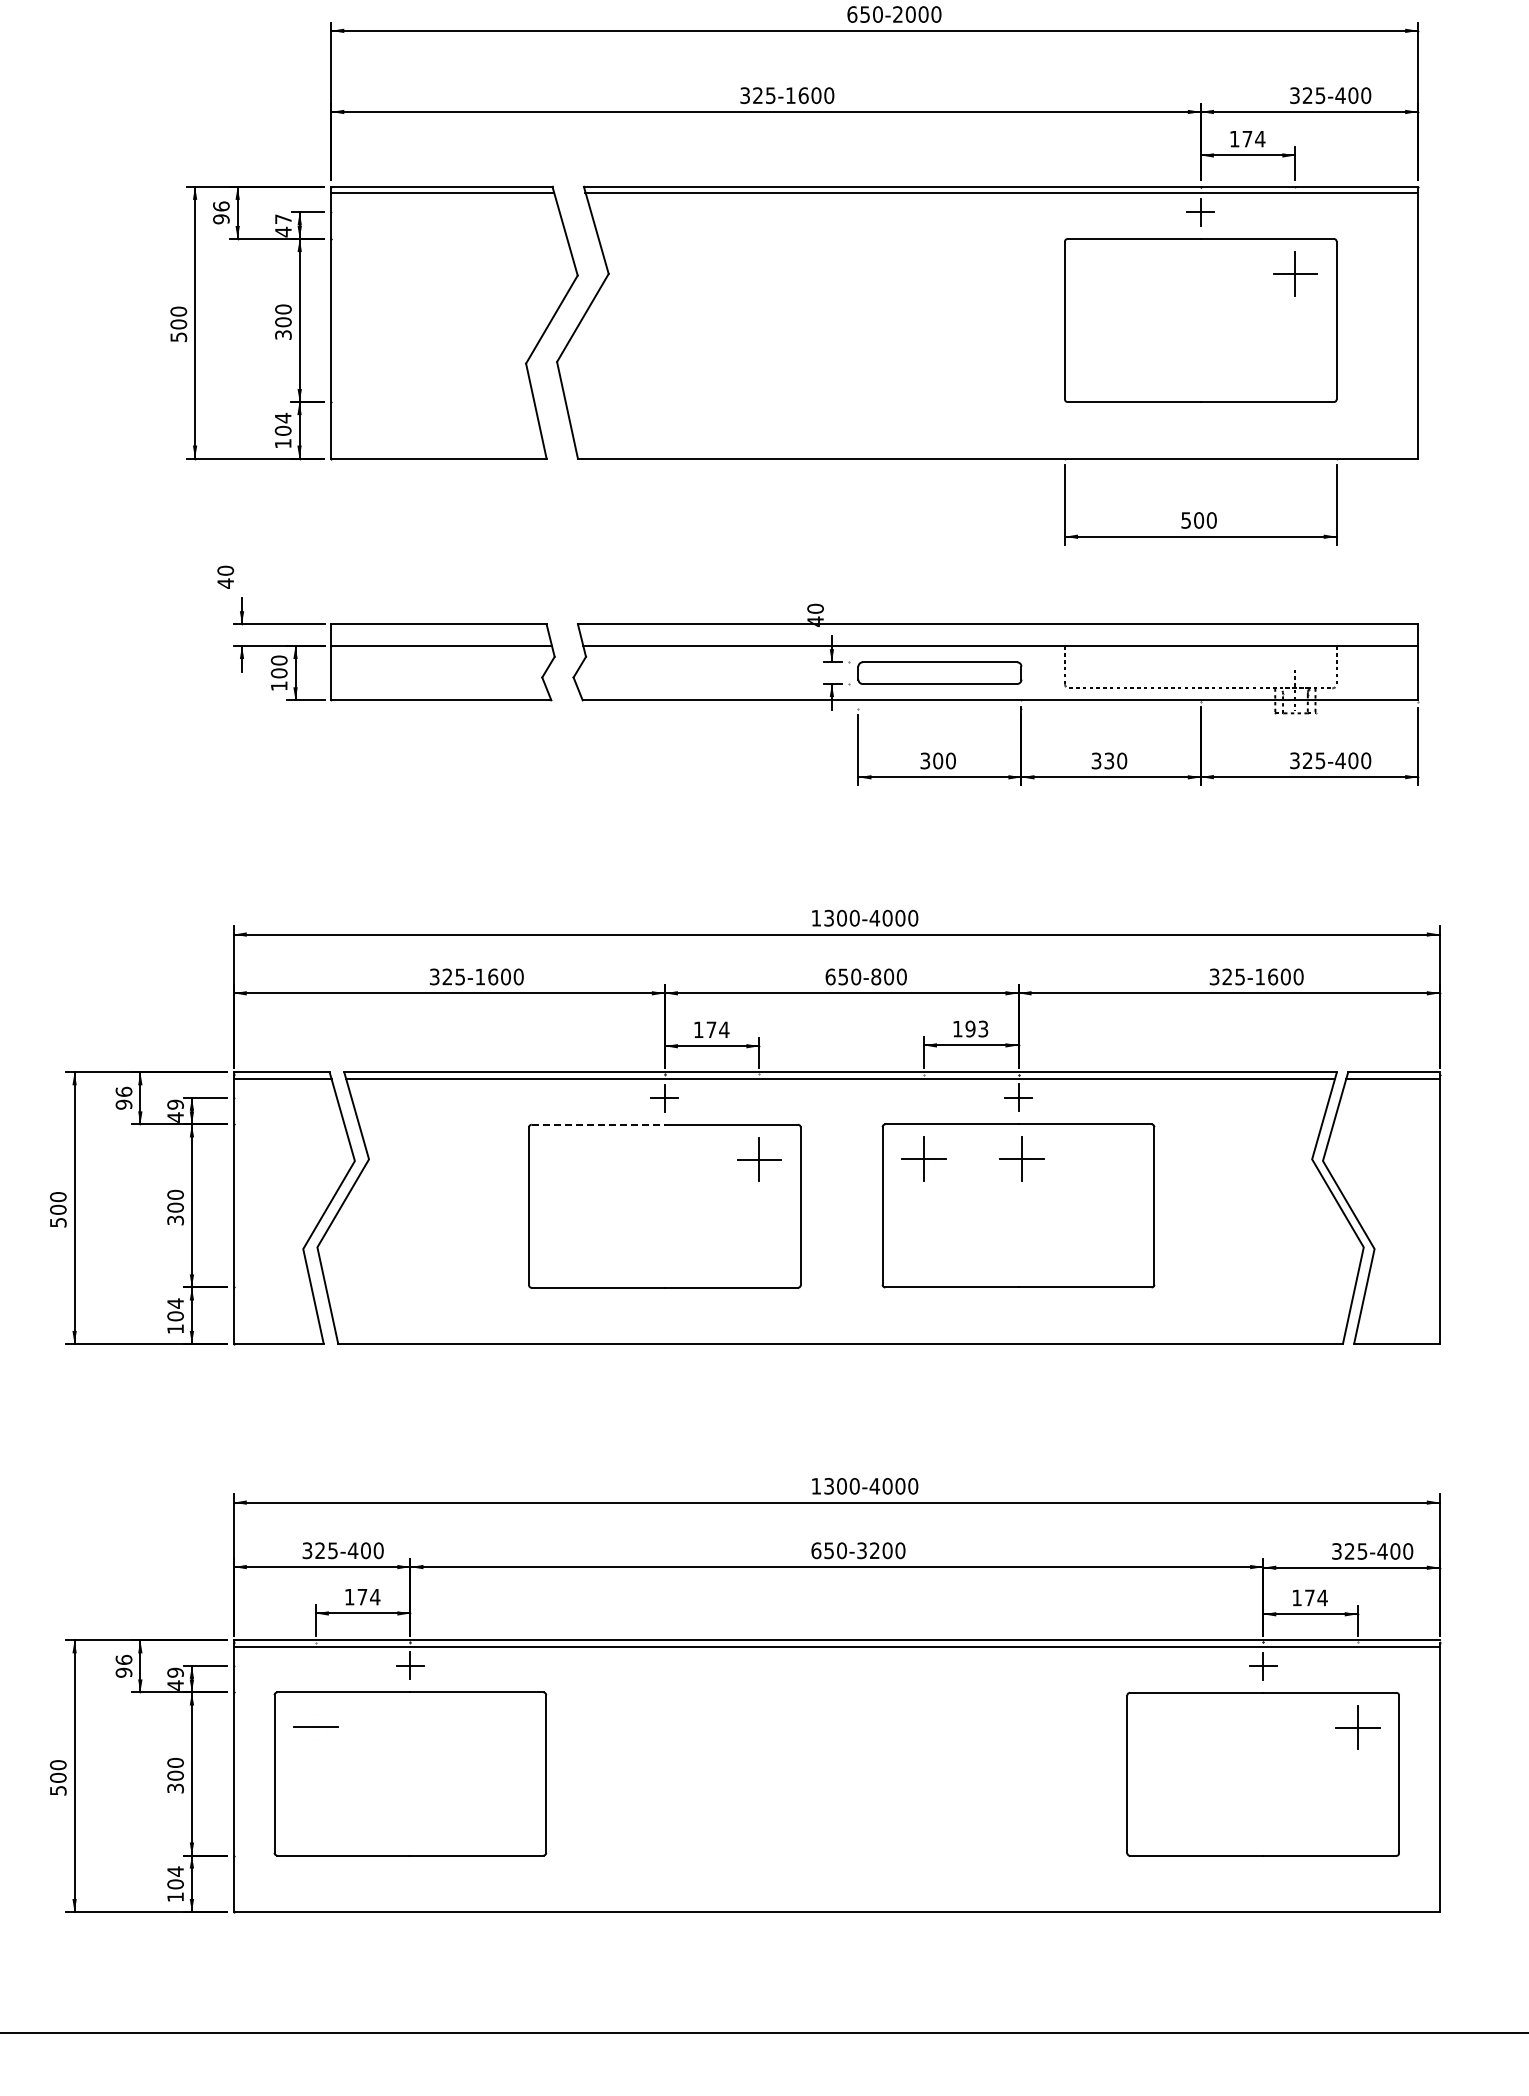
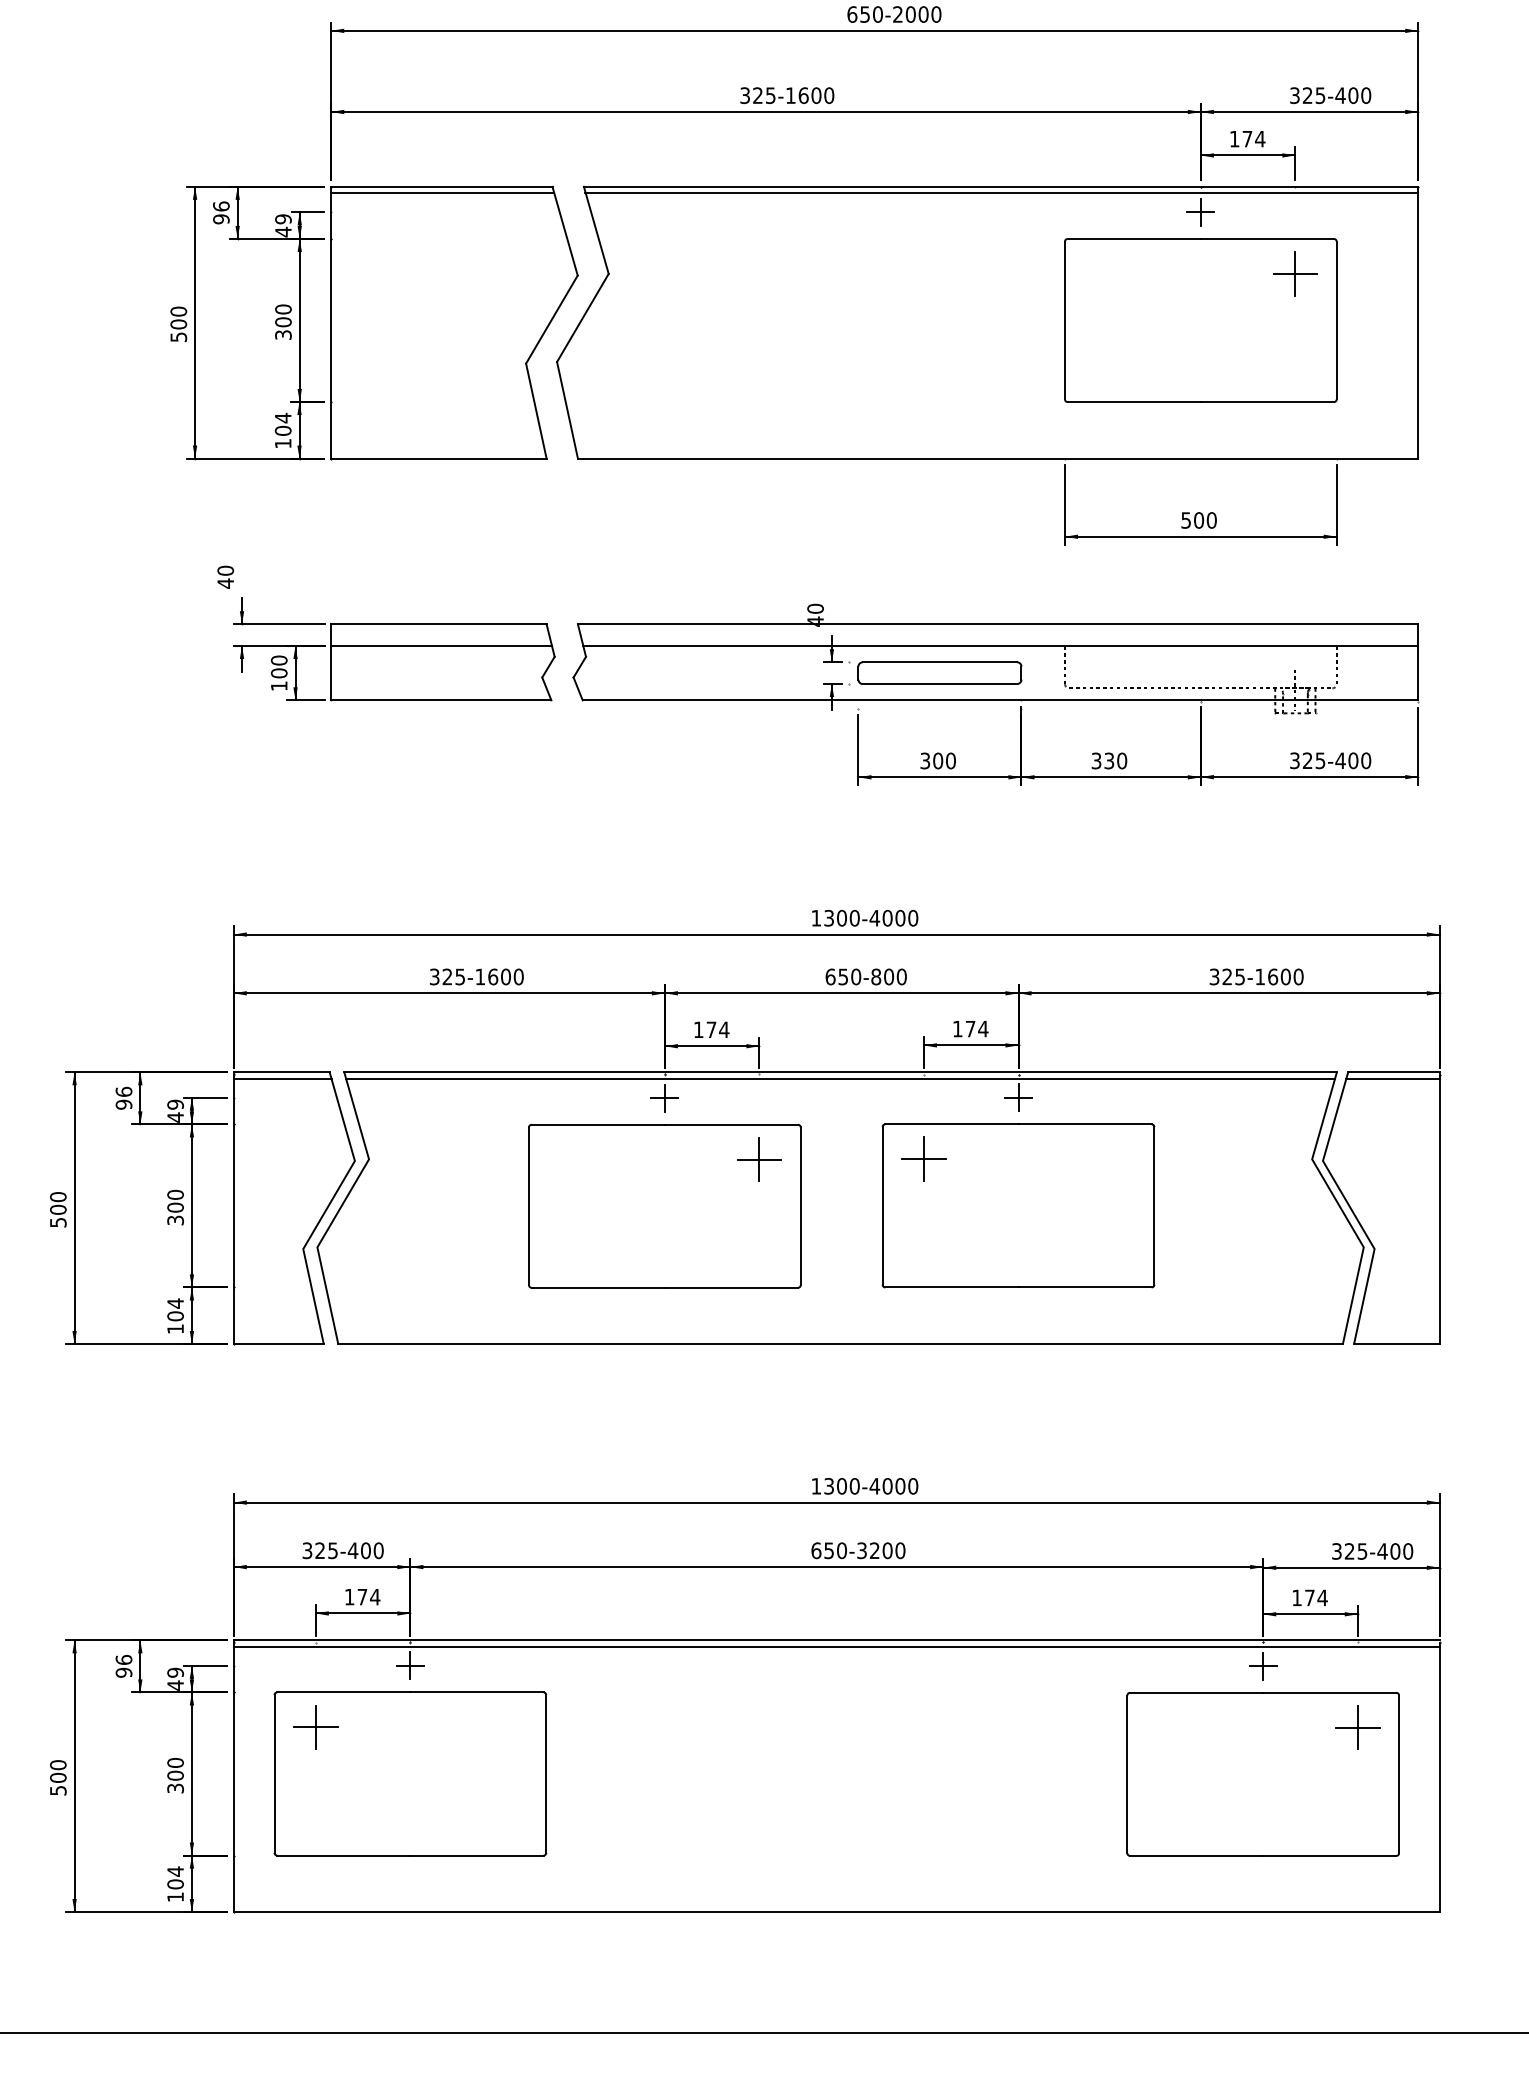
text: 47 -> 49 (283, 219)
text: 193 -> 174 (976, 1028)
line: dashed -> solid (598, 1124)
part: present -> none (1021, 1158)
line: none -> present (315, 1727)
